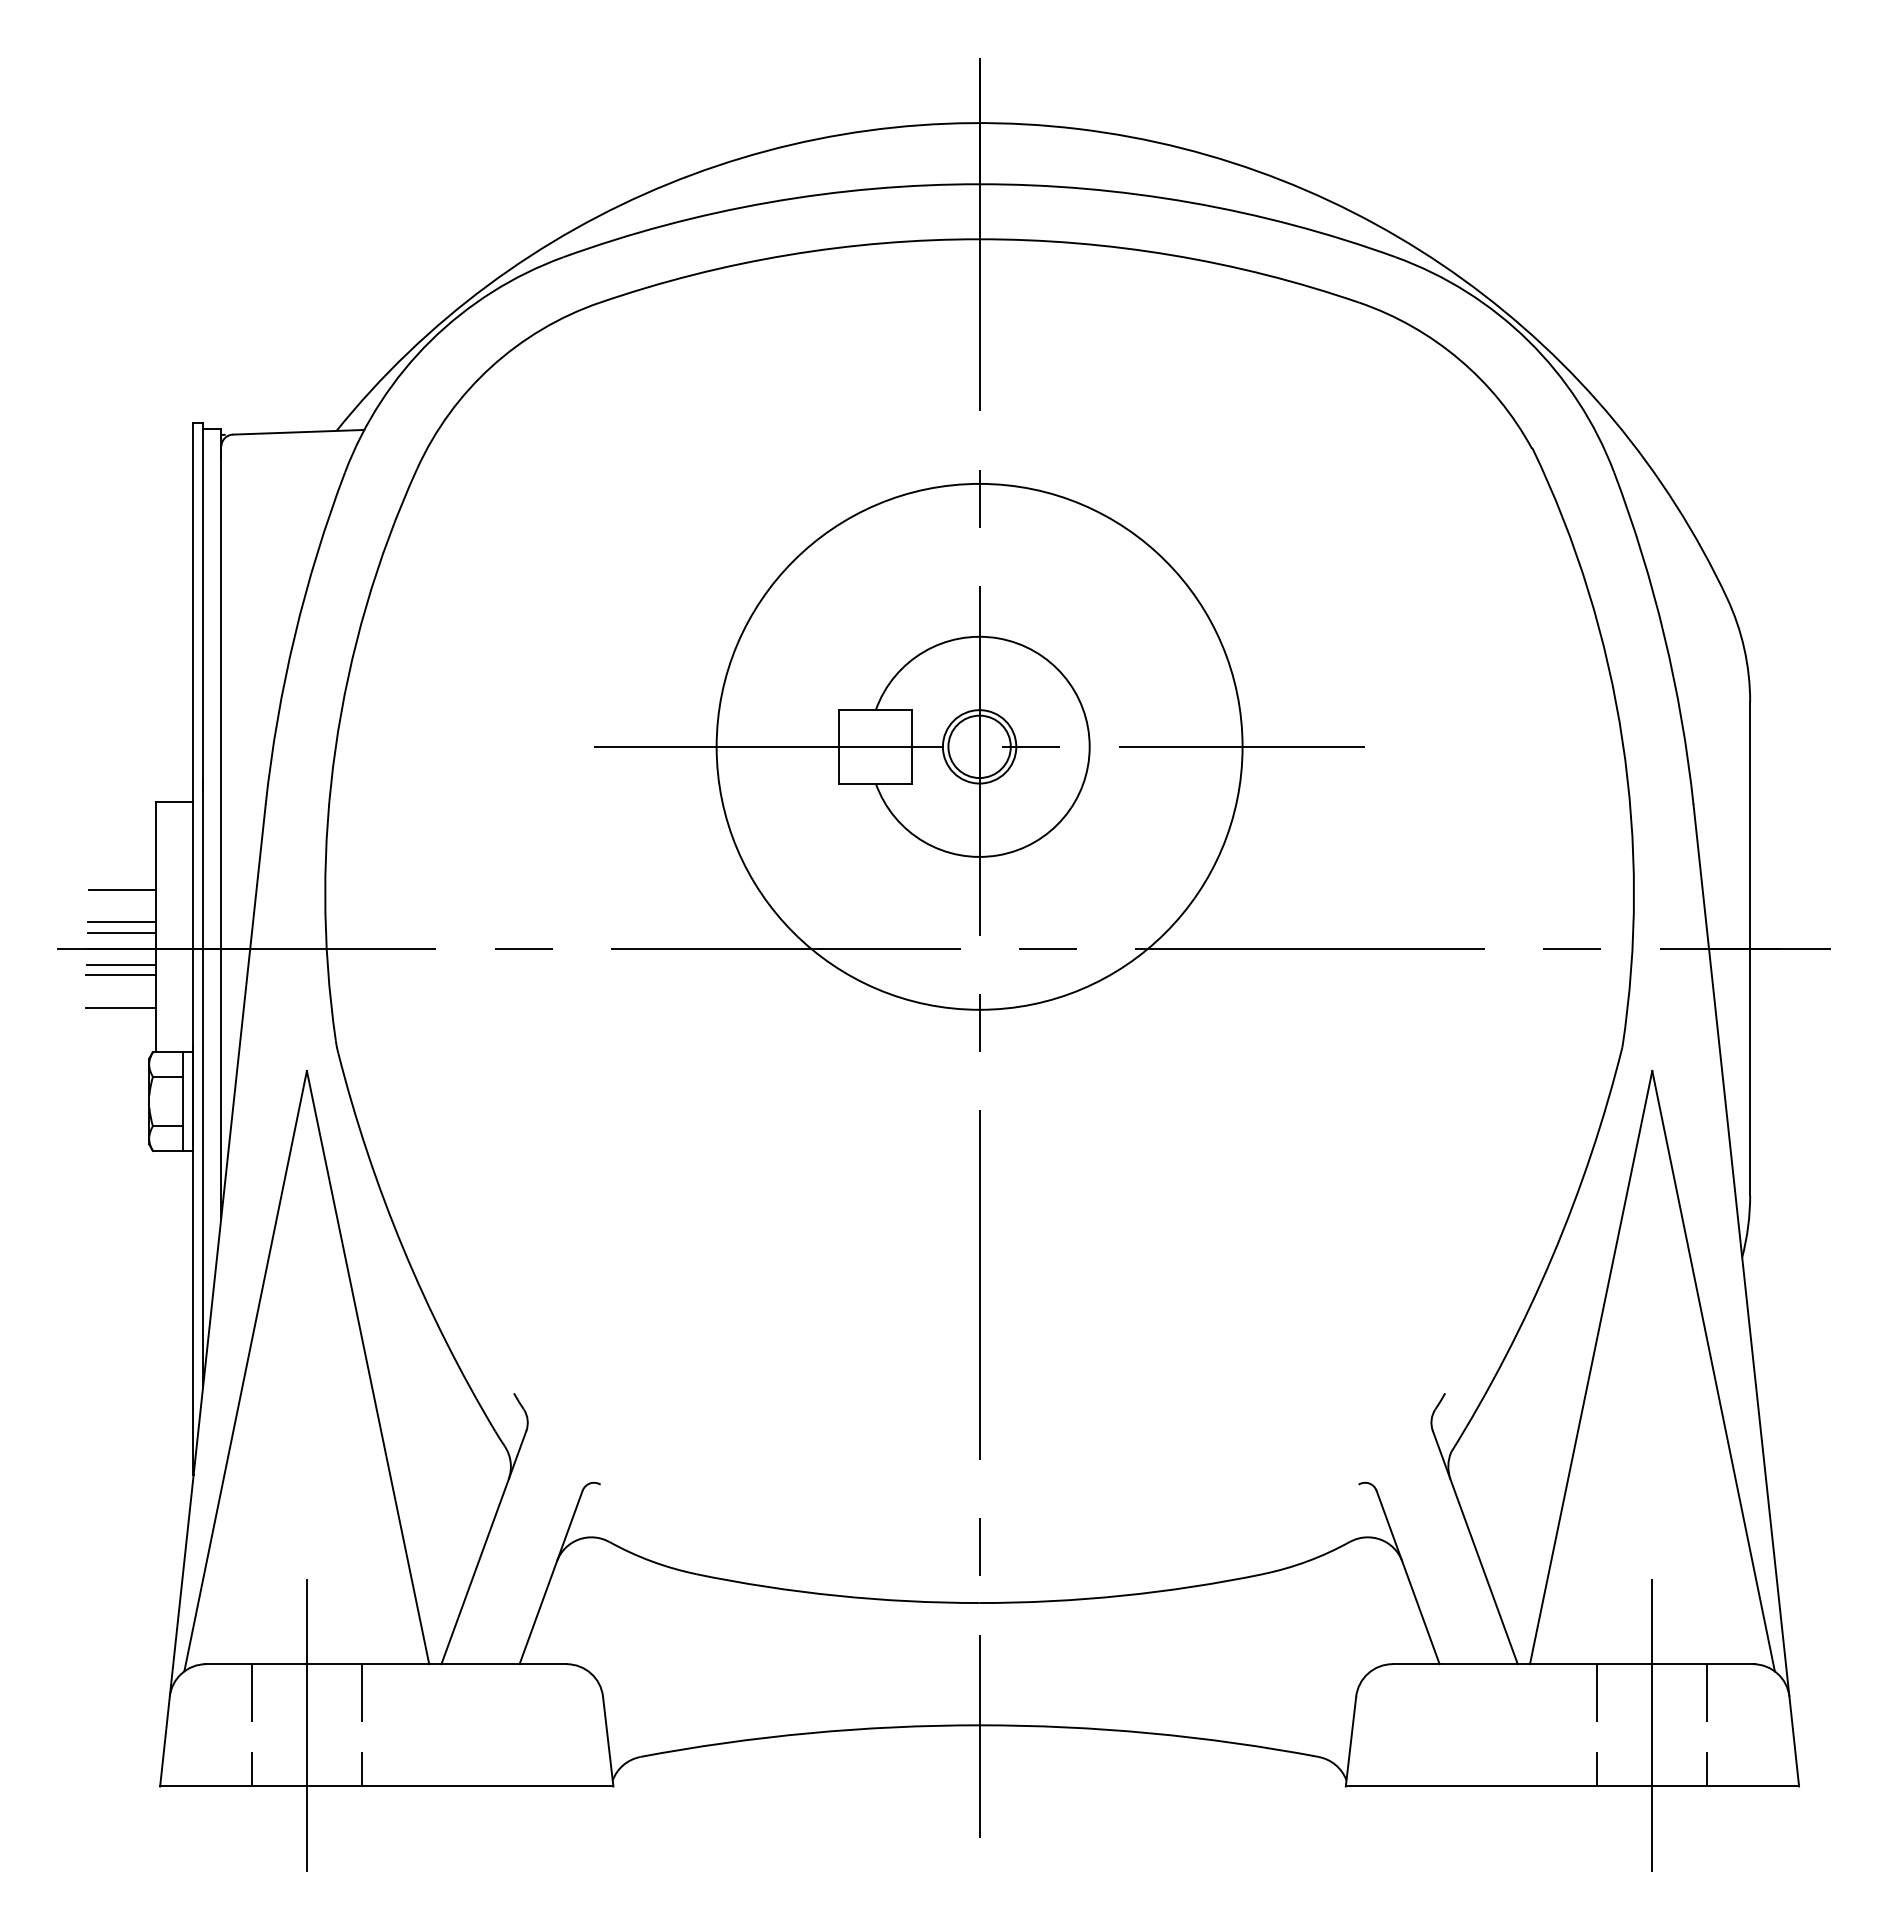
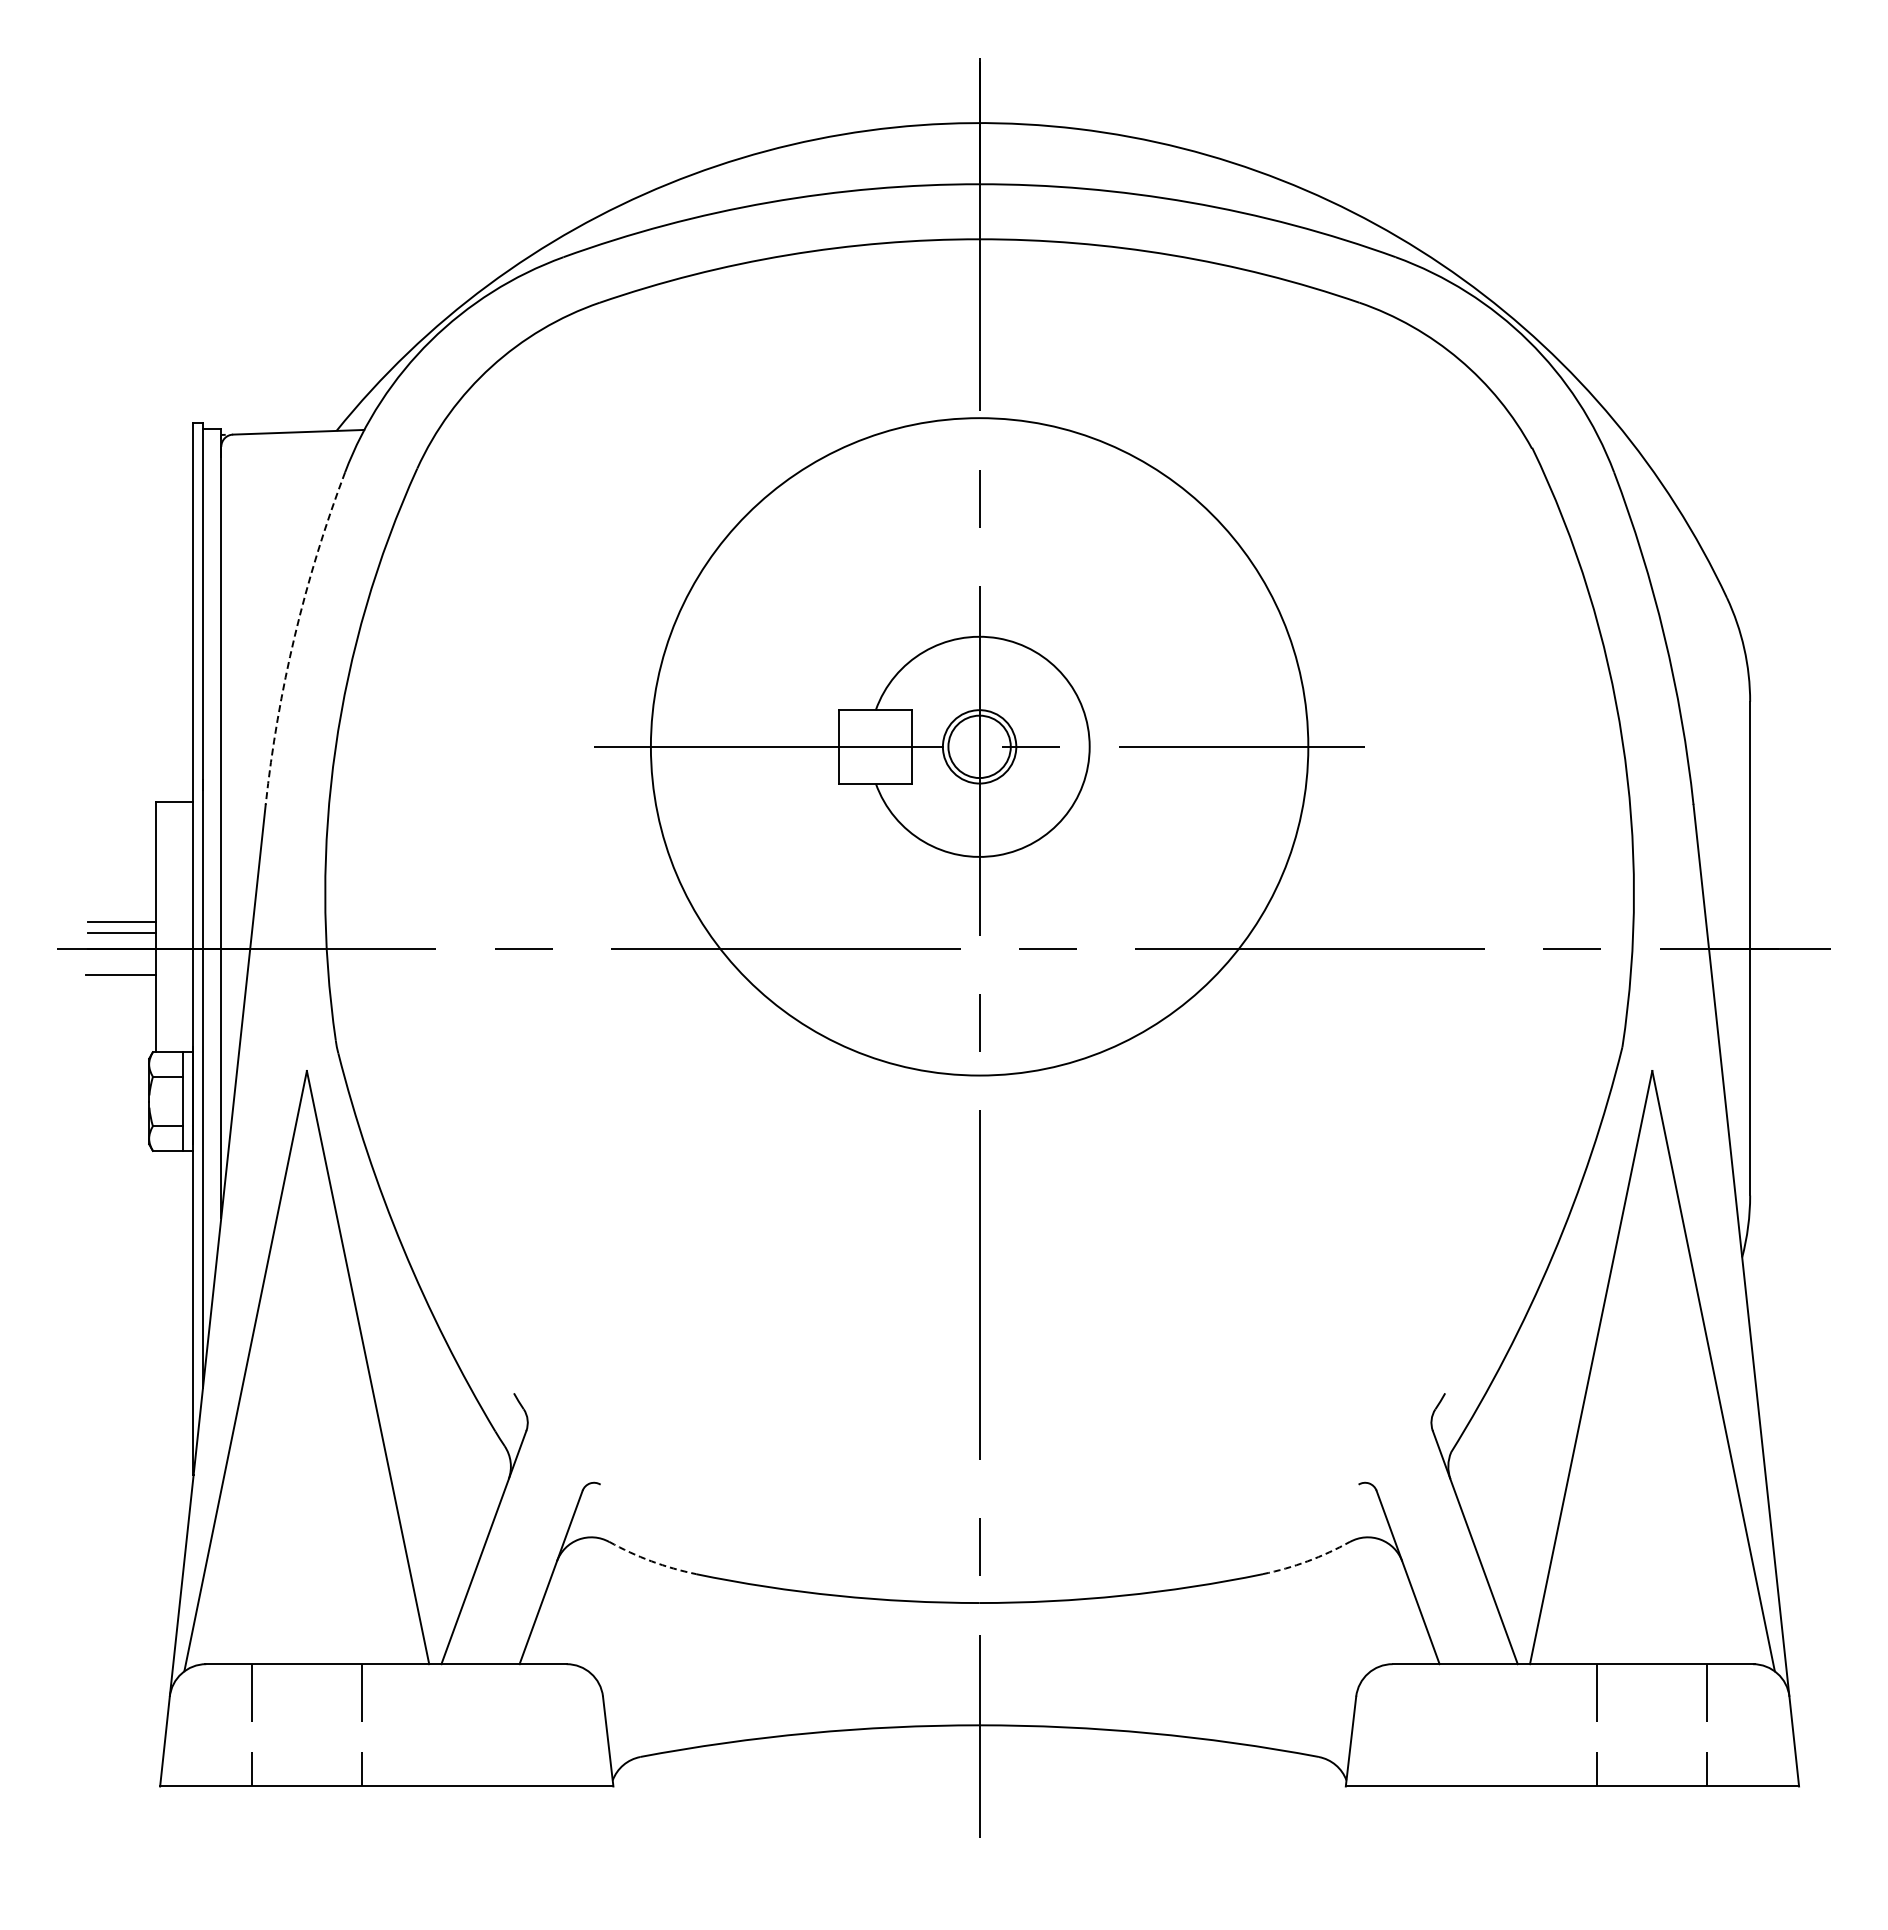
arc: solid -> dashed (294, 636)
circle diameter: 526 px -> 657 px (979, 746)
line: present -> none (122, 889)
line: present -> none (121, 964)
line: present -> none (120, 1007)
arc: solid -> dashed (651, 1561)
arc: solid -> dashed (1307, 1561)
line: present -> none (306, 1725)
line: present -> none (1652, 1725)
